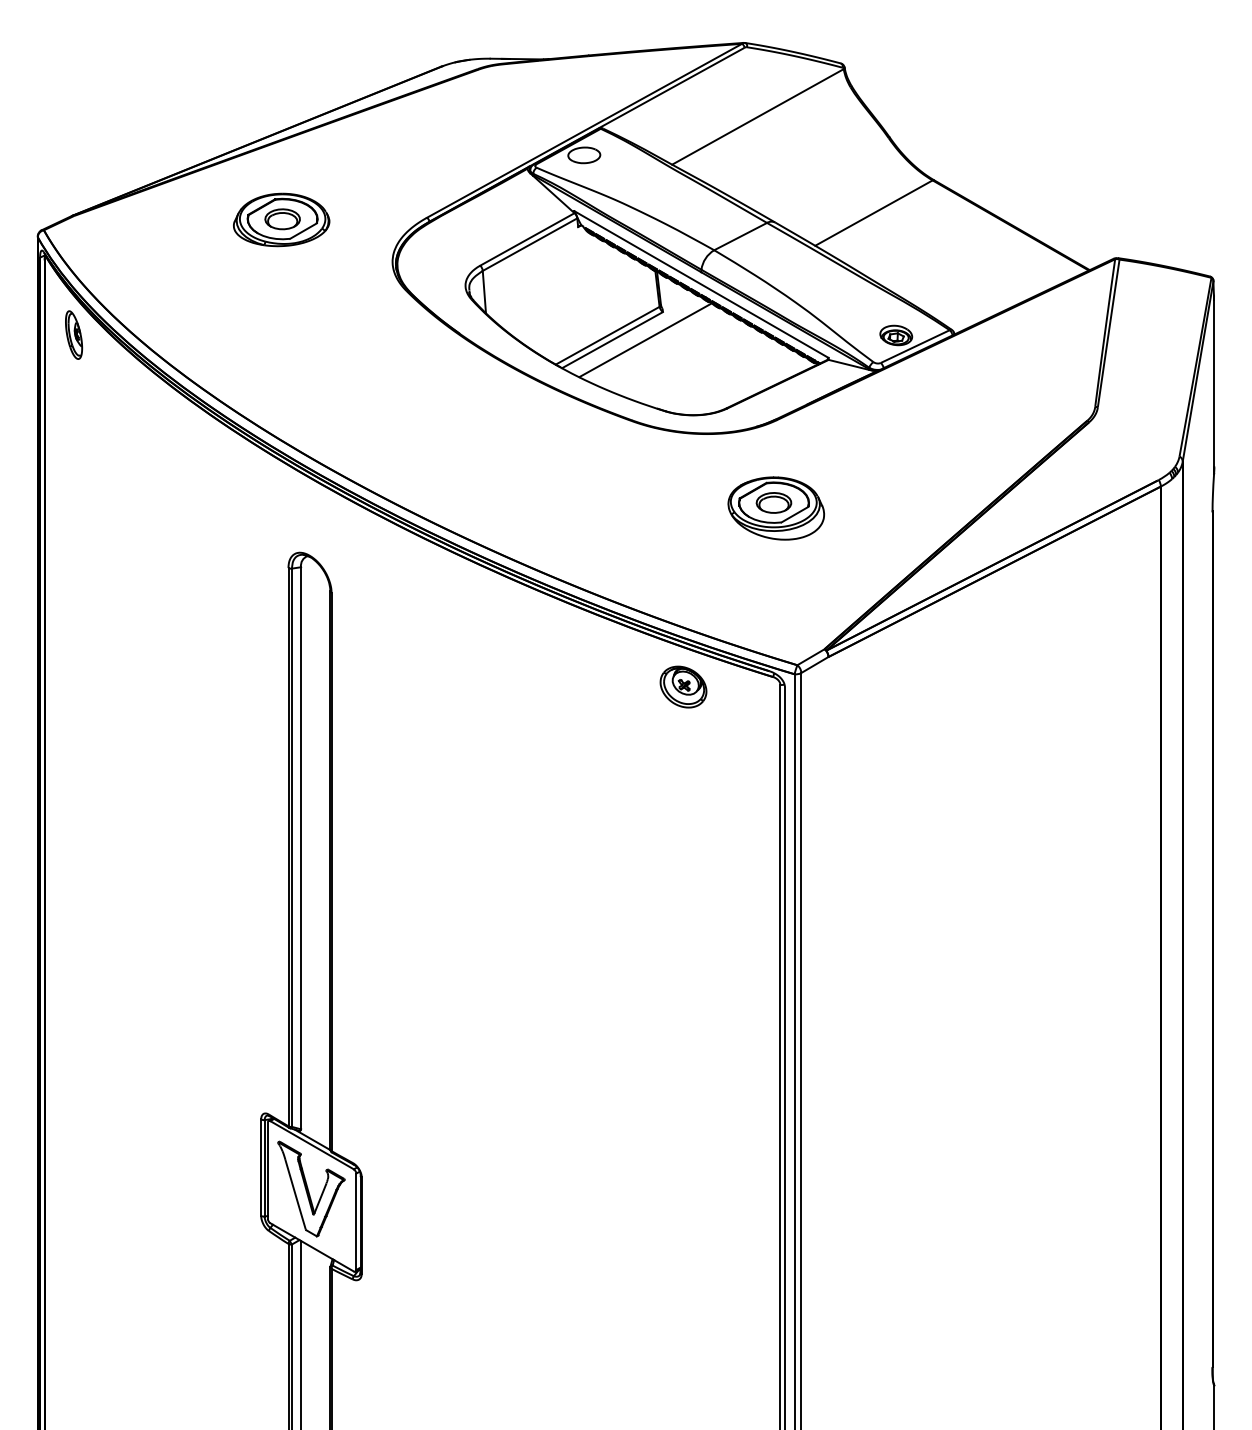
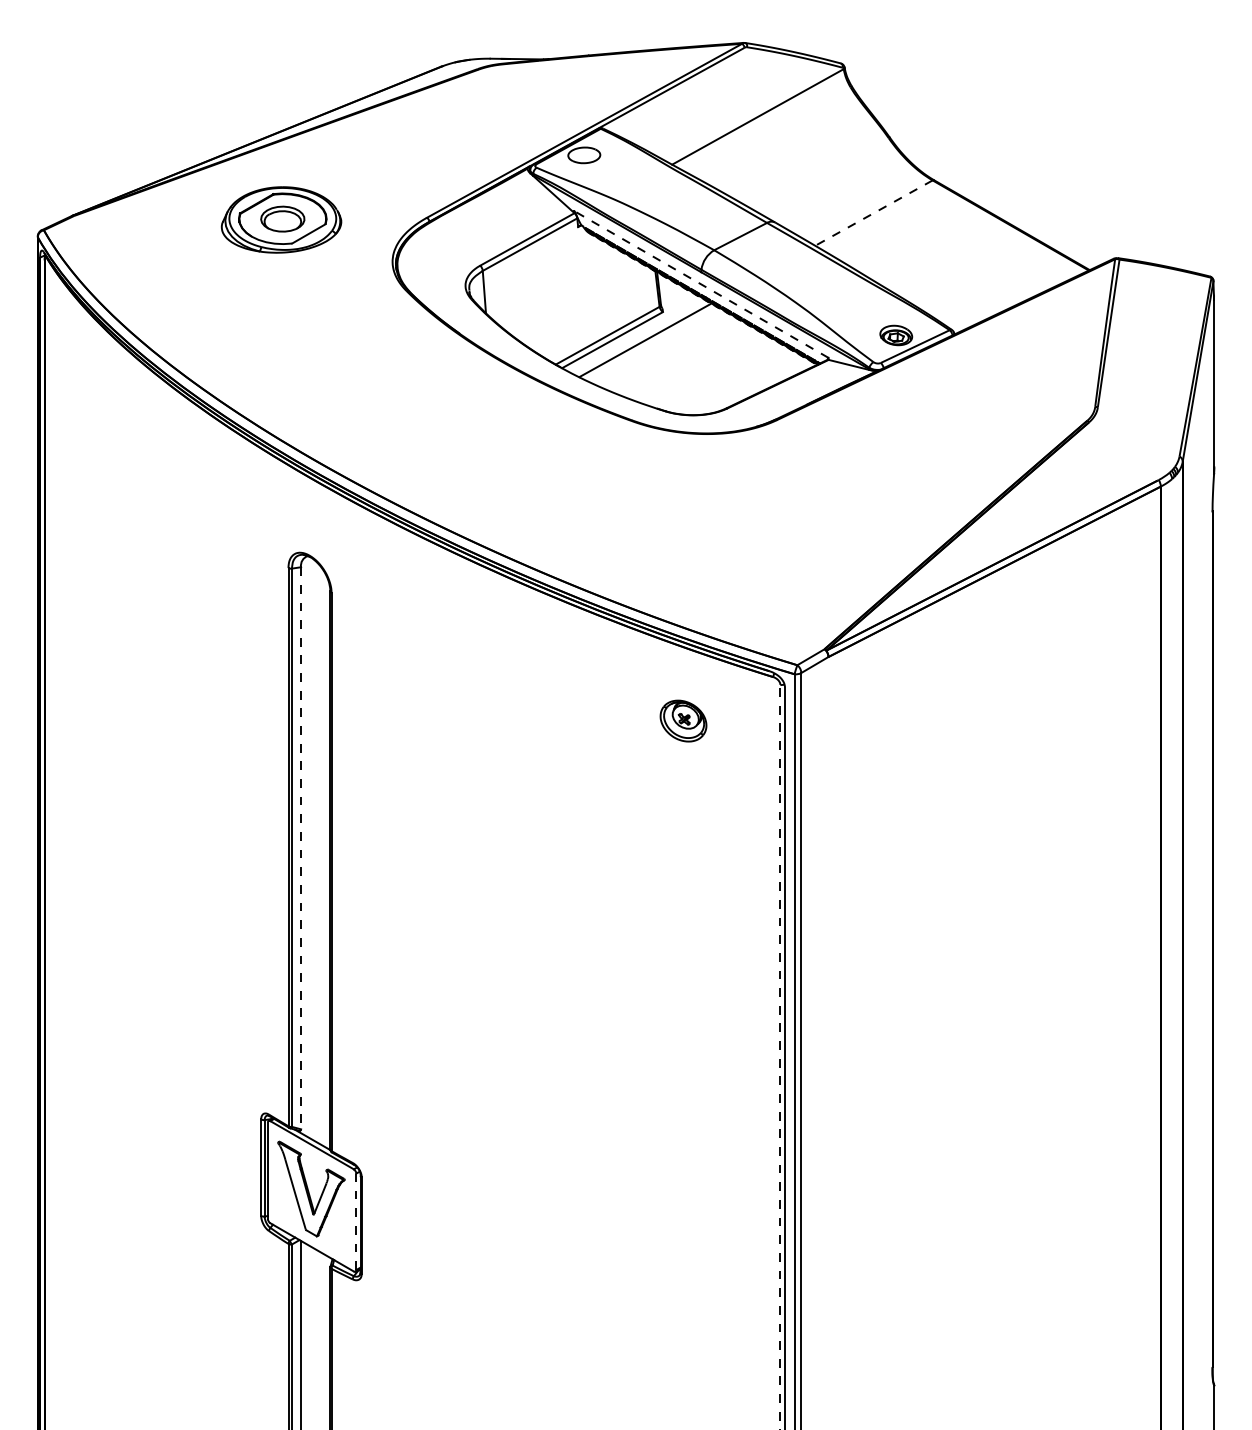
line: solid -> dashed (873, 213)
part size: 98x56 px -> 123x68 px (281, 219)
line: solid -> dashed (701, 284)
part: present -> none (74, 334)
part: present -> none (775, 508)
part position: (683, 686) -> (683, 720) (683, 720)
line: solid -> dashed (301, 848)
line: solid -> dashed (780, 1056)
line: solid -> dashed (356, 1221)
